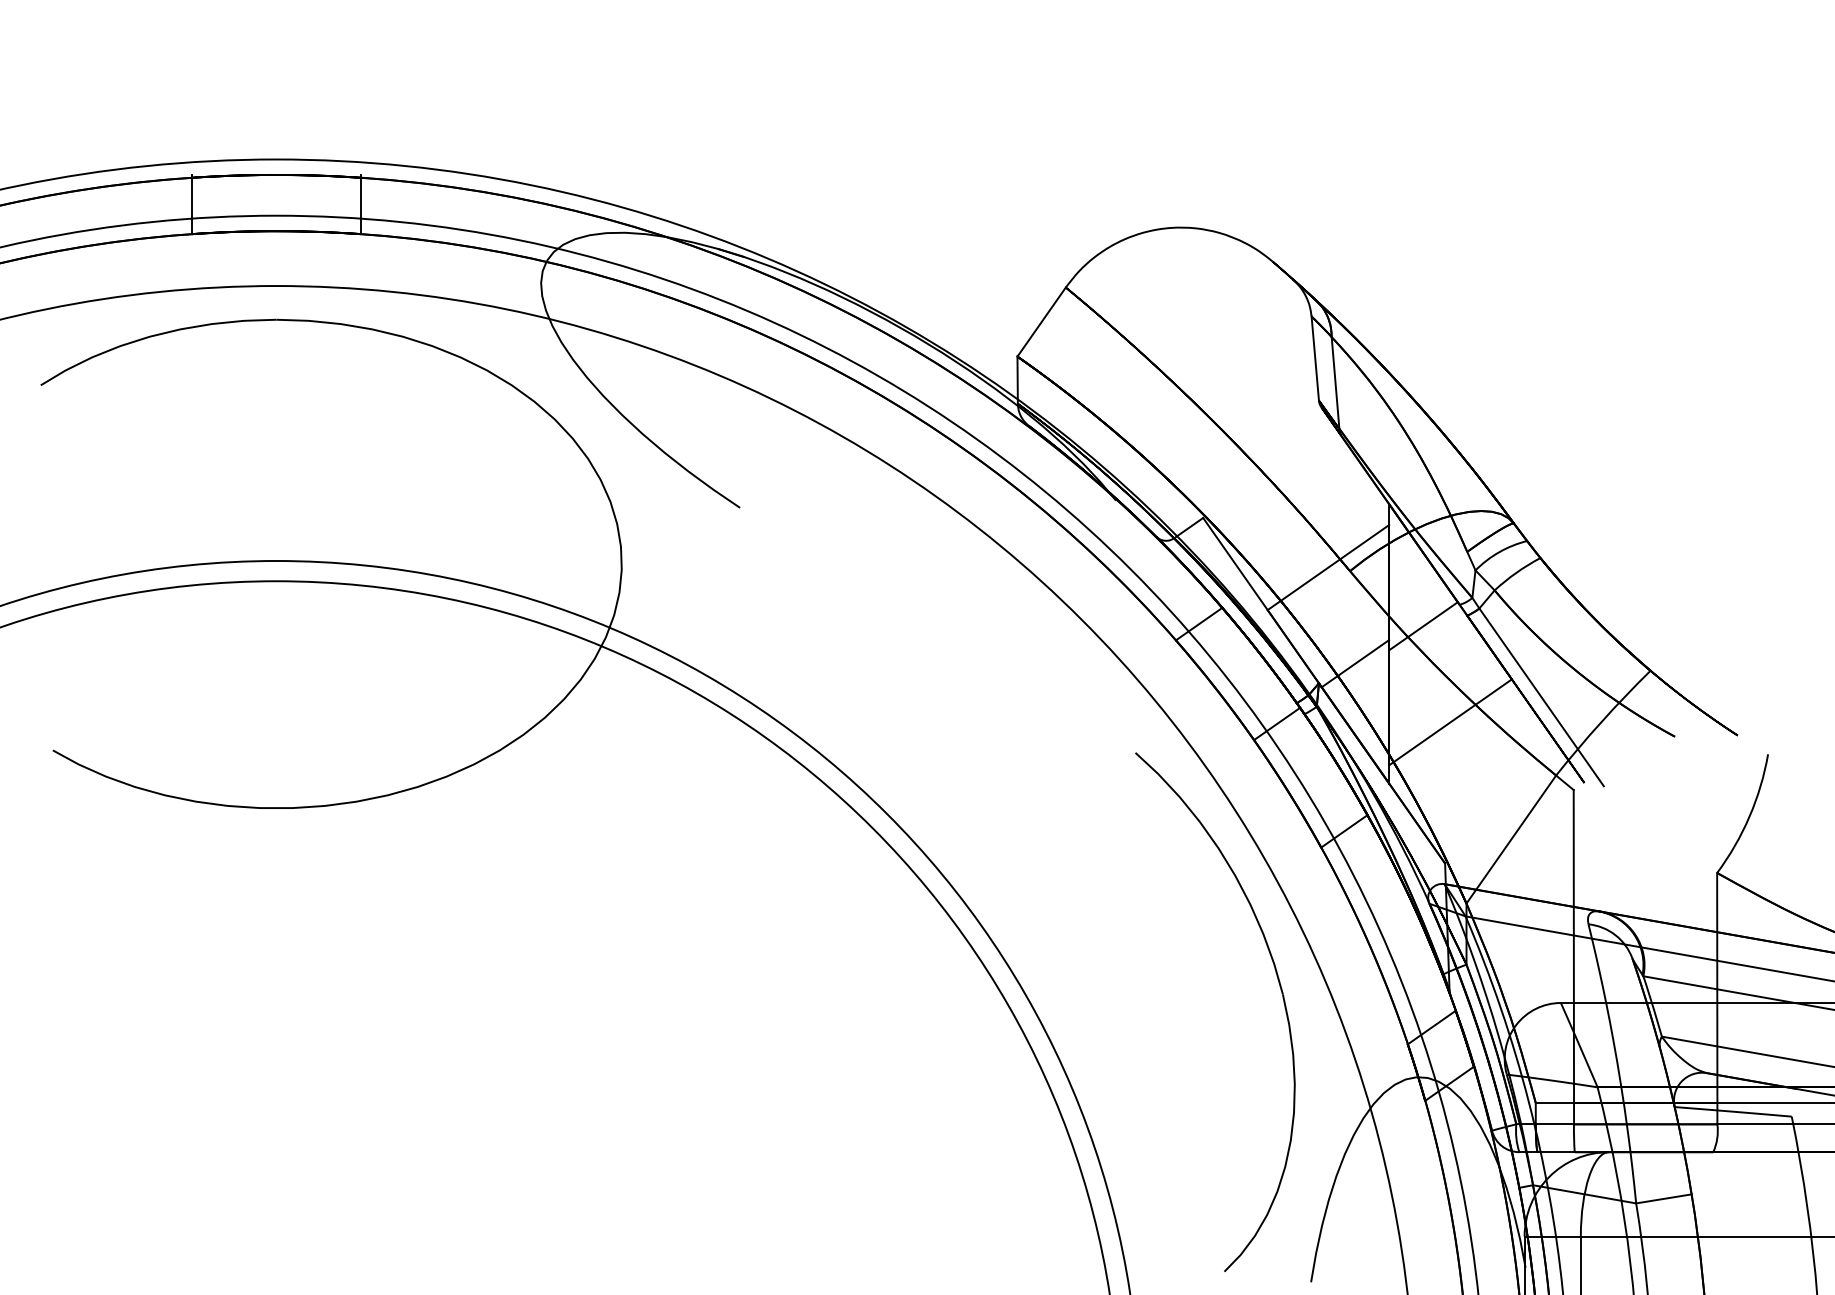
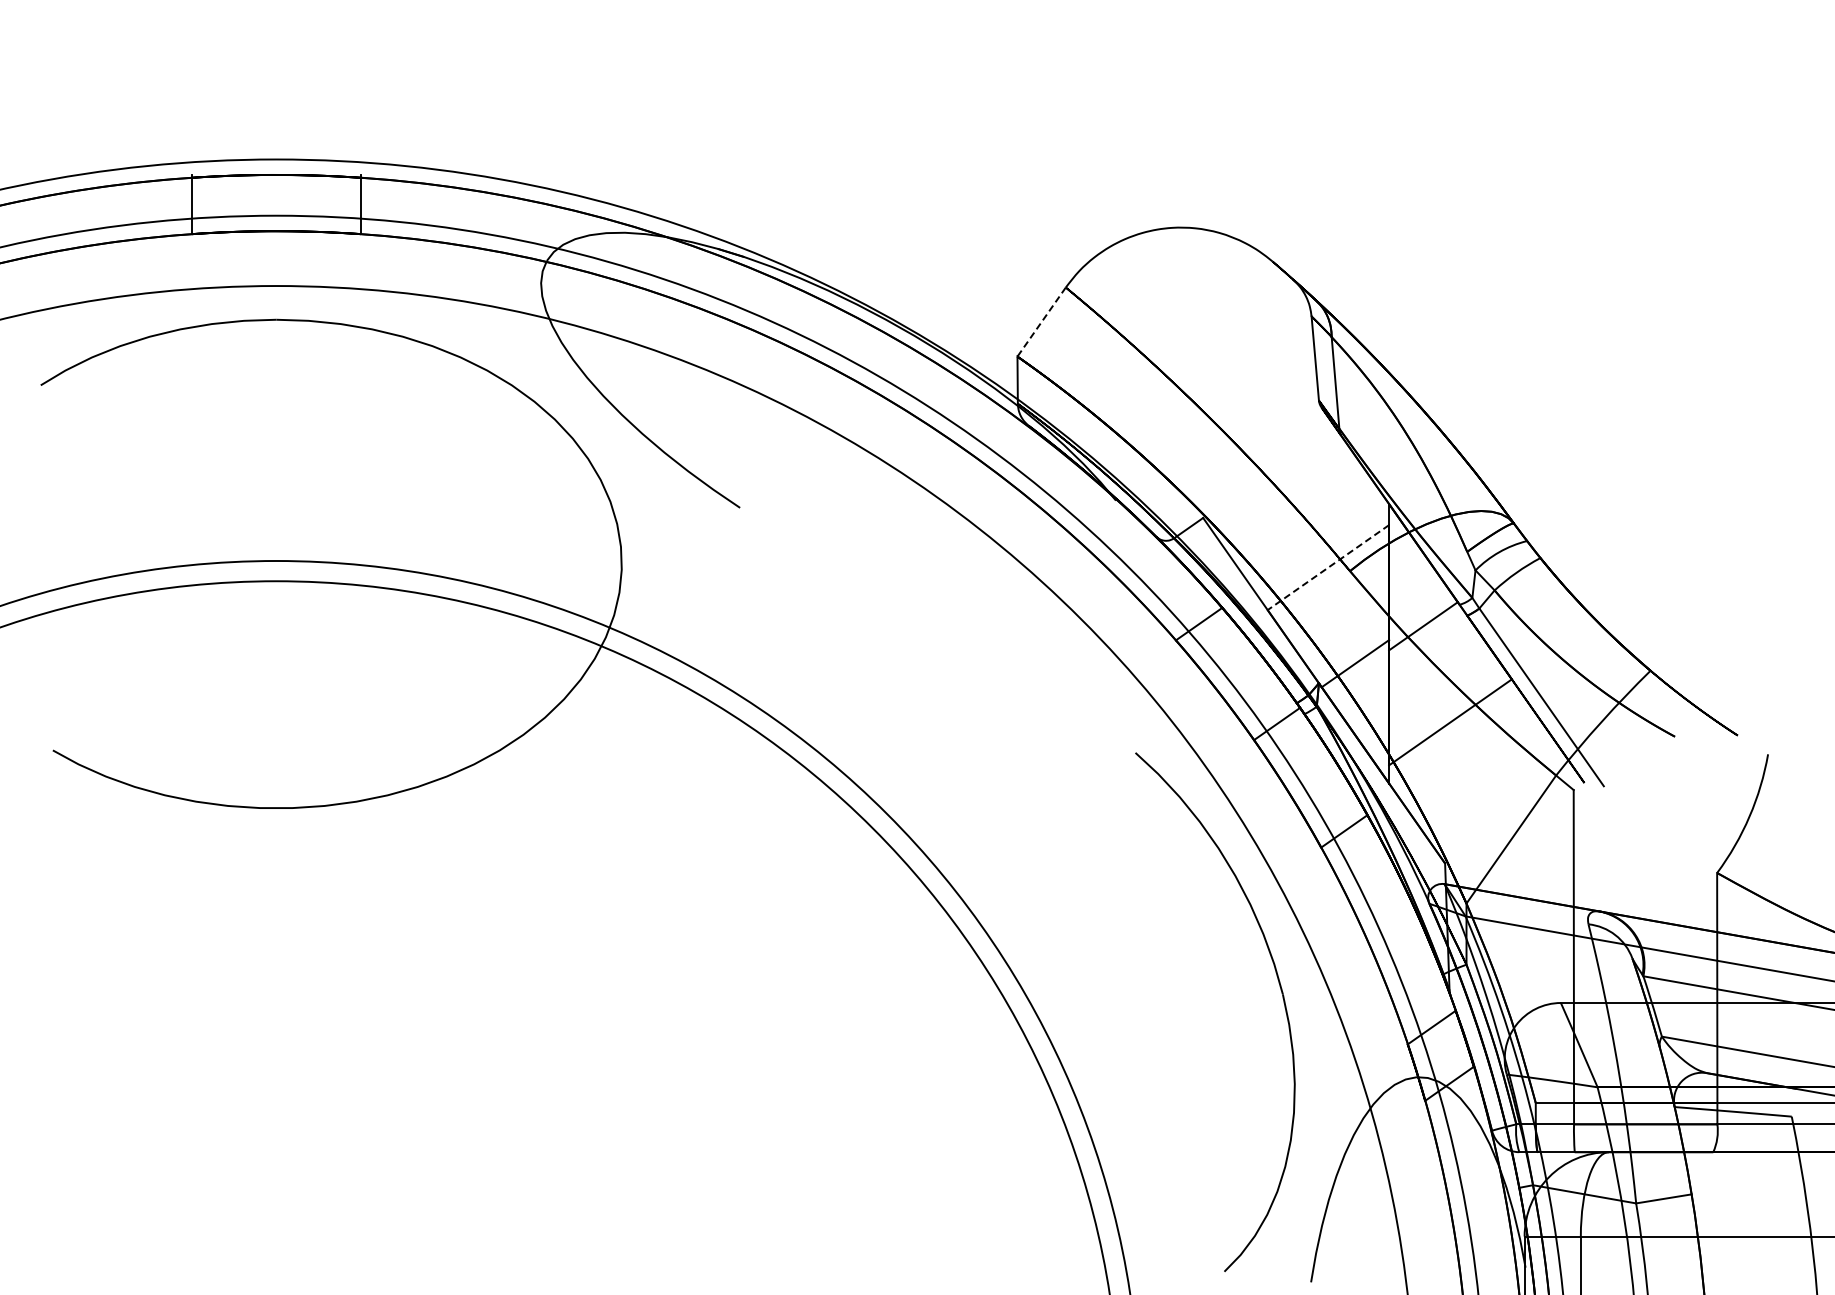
line: solid -> dashed (1041, 322)
line: solid -> dashed (1328, 567)
